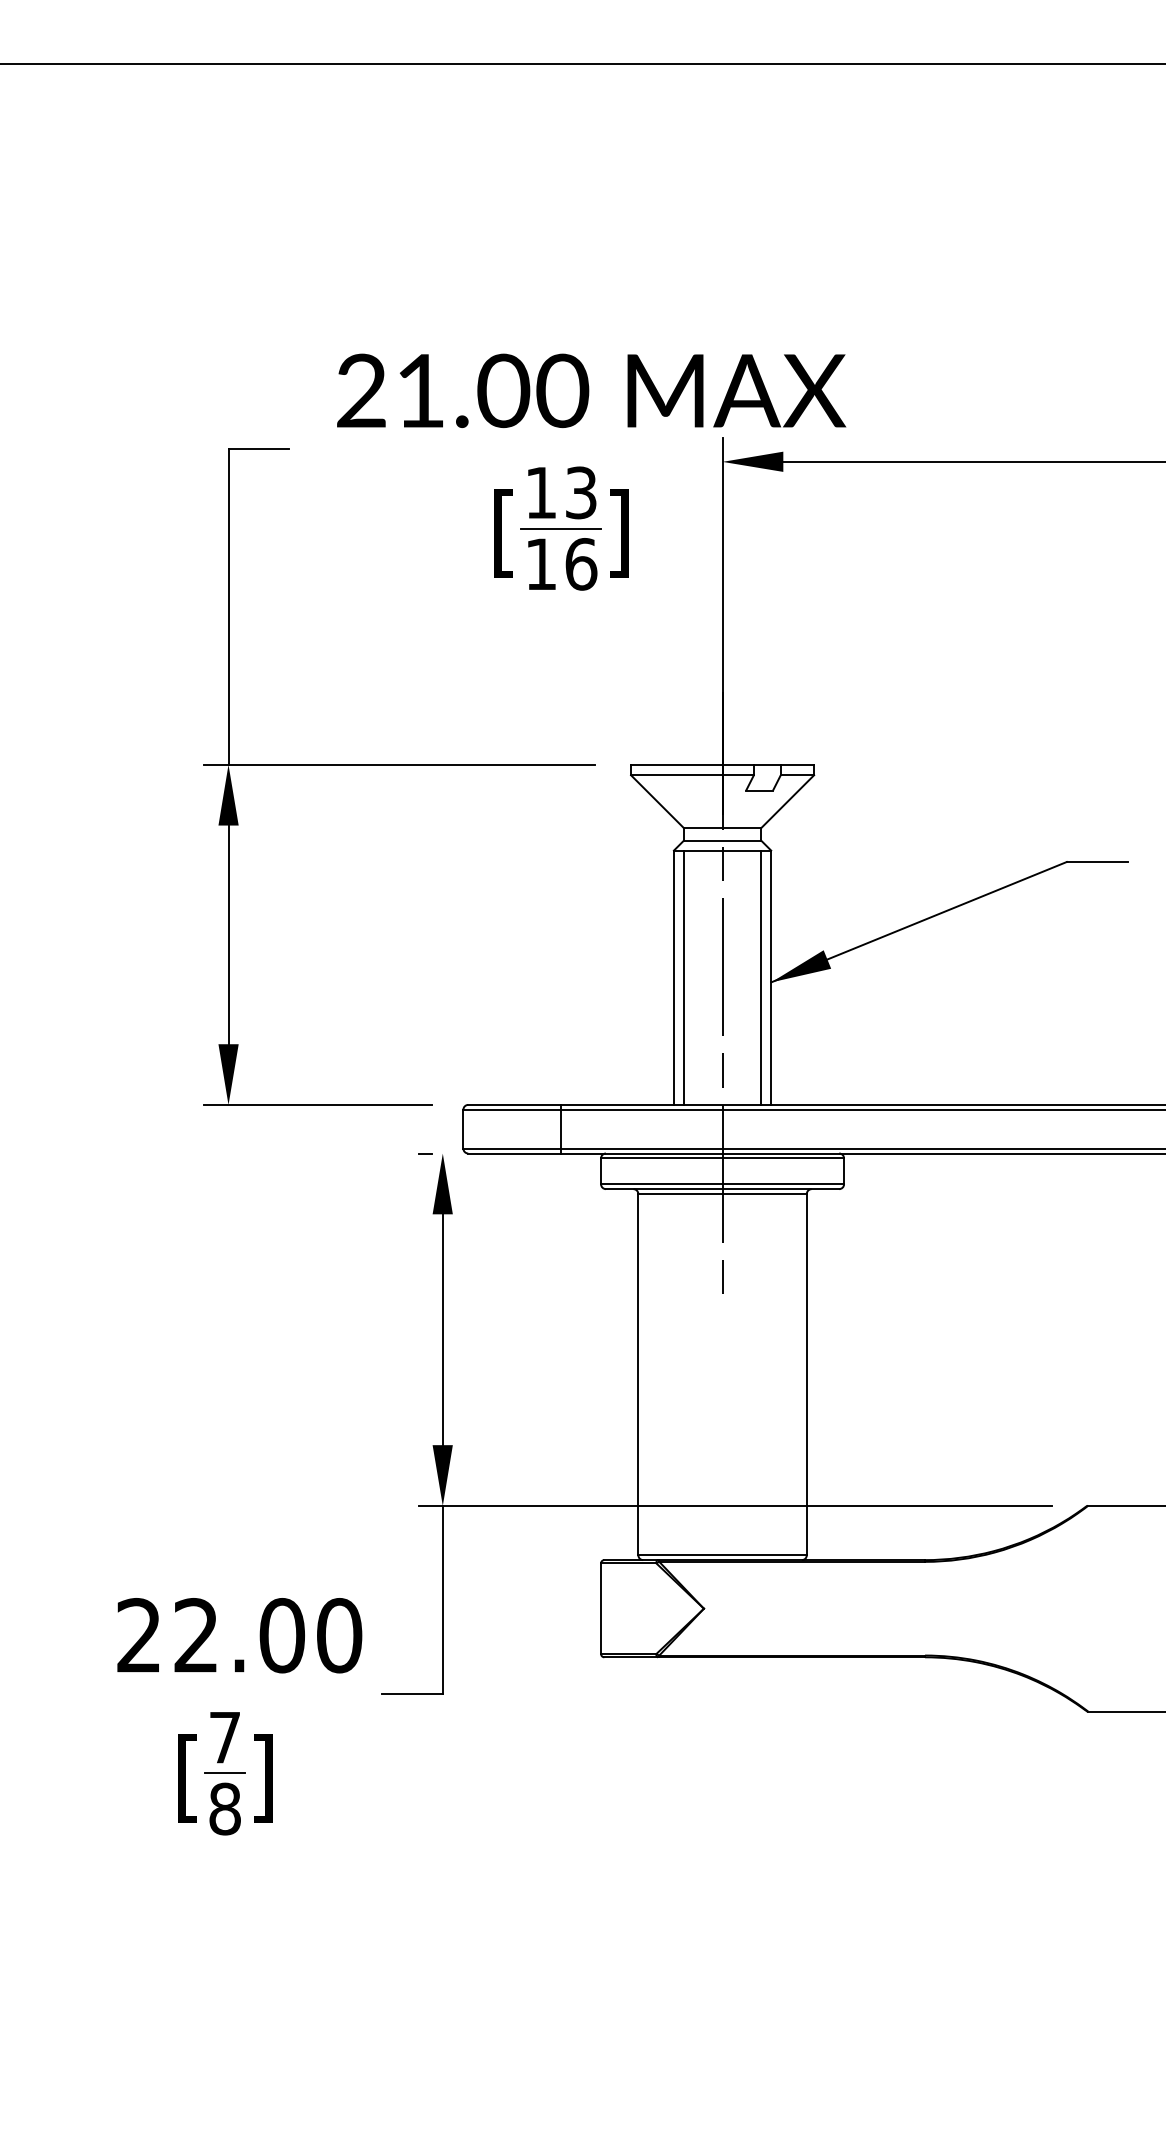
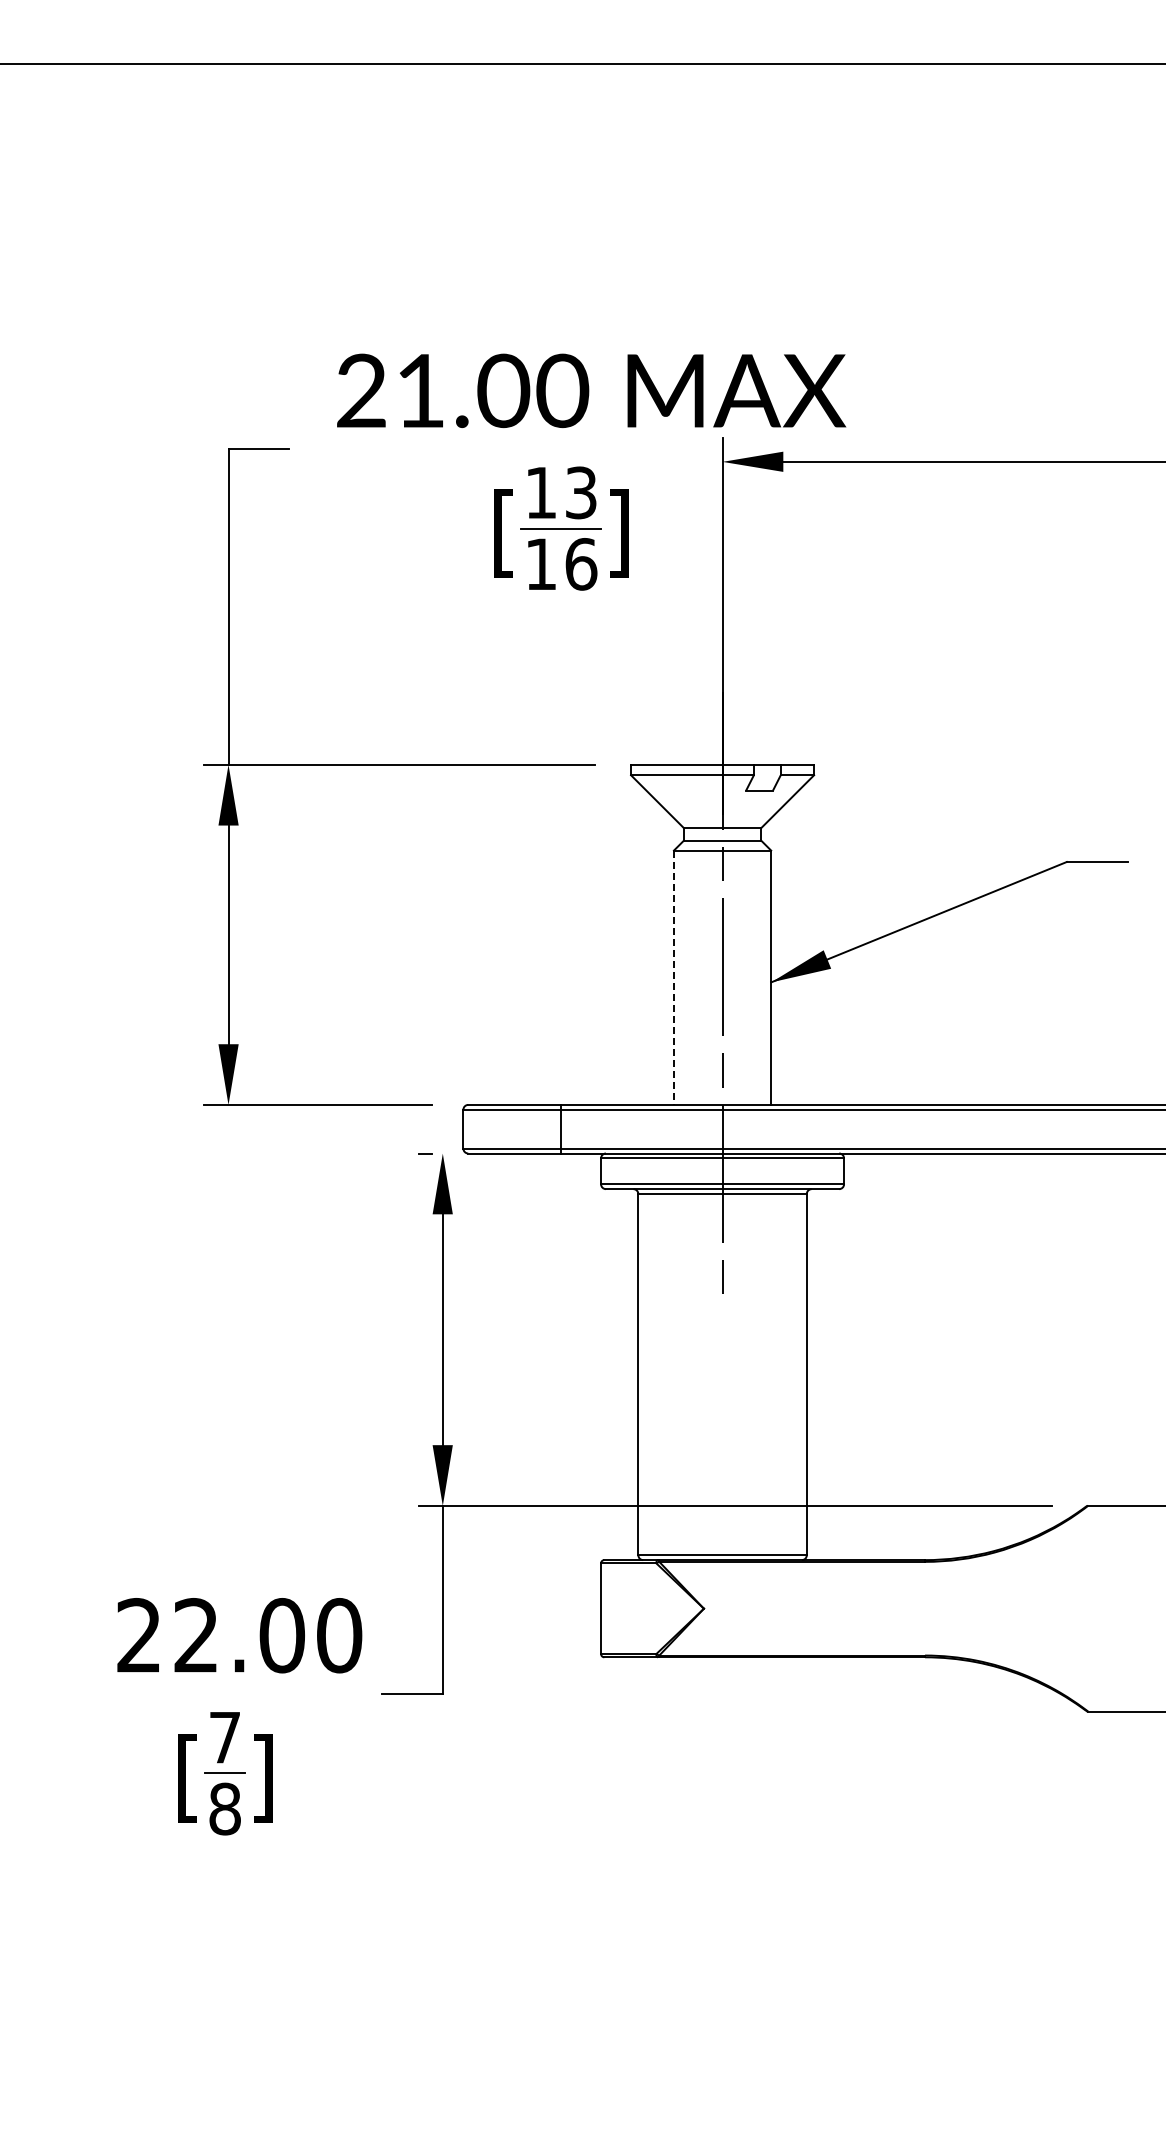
line: present -> none (683, 977)
line: present -> none (761, 977)
line: solid -> dashed (673, 978)
